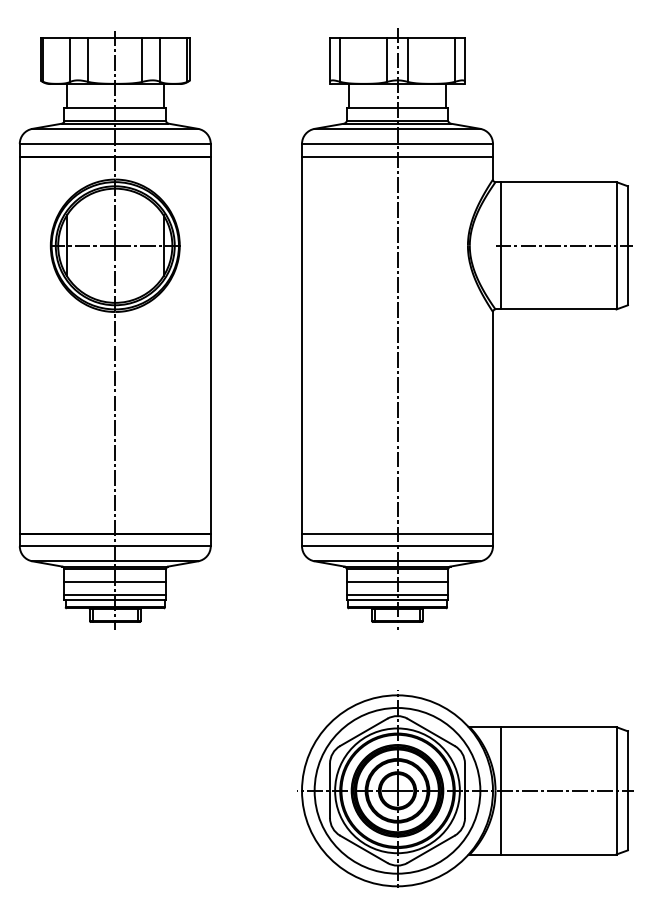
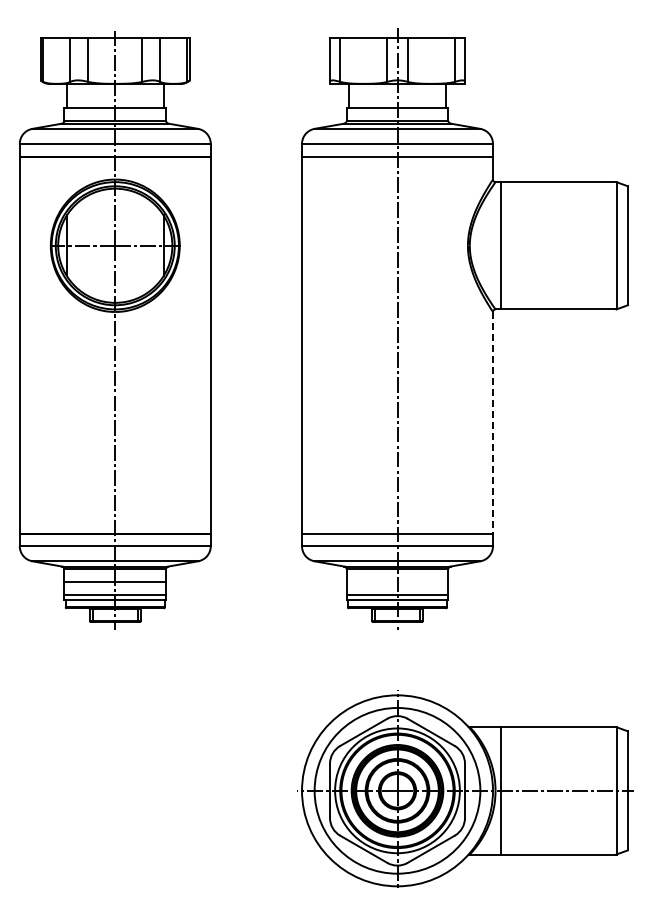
line: present -> none (564, 245)
line: solid -> dashed (492, 422)
line: present -> none (397, 581)
